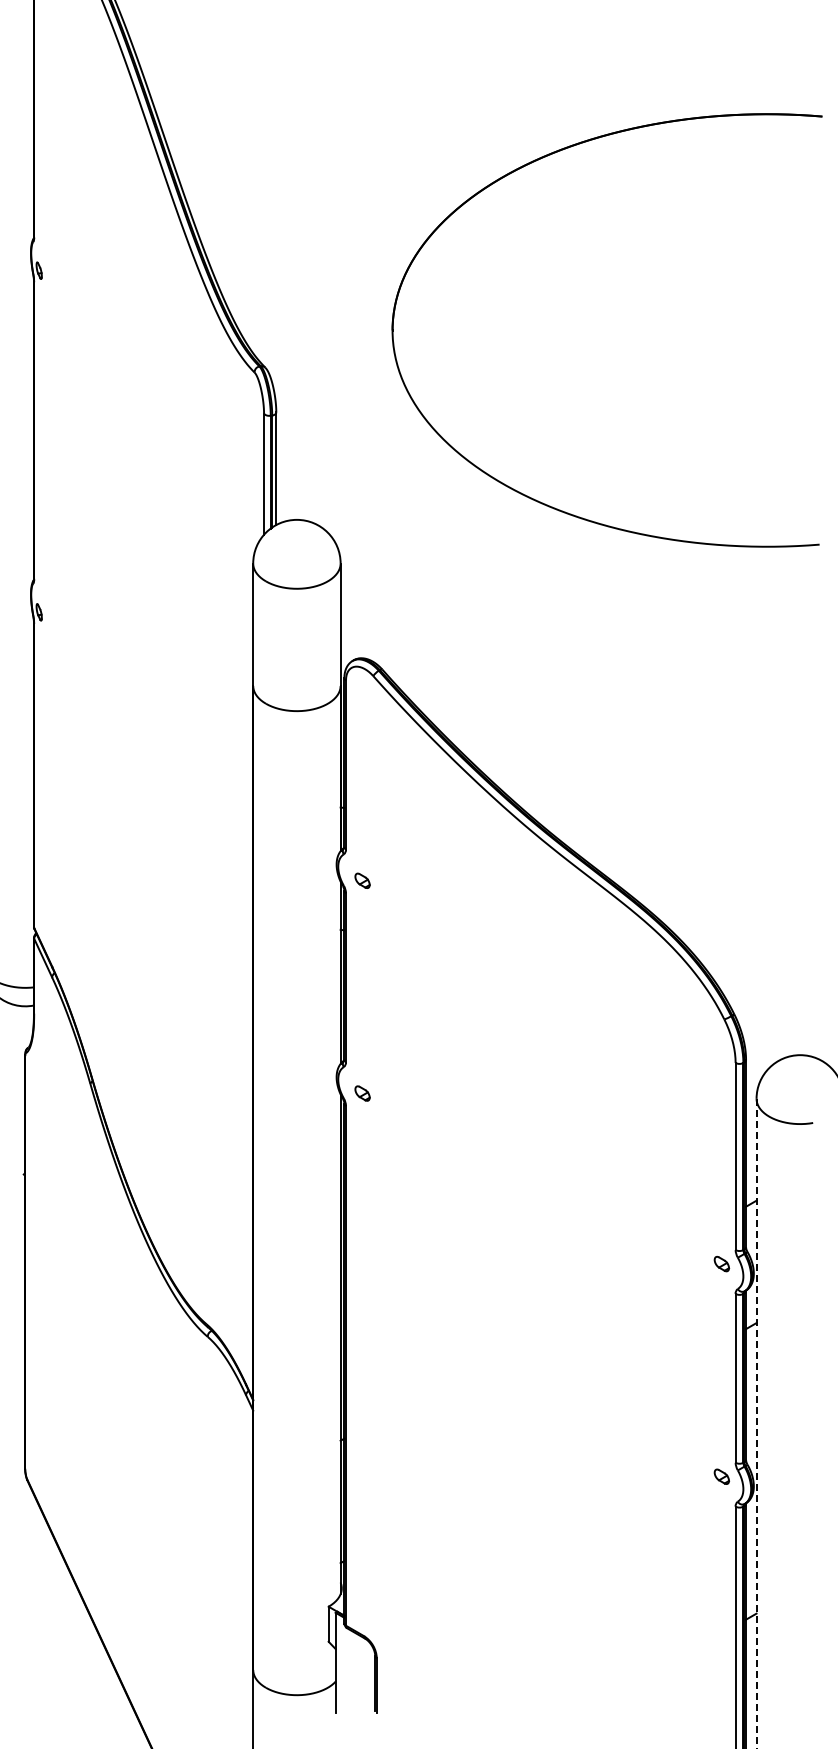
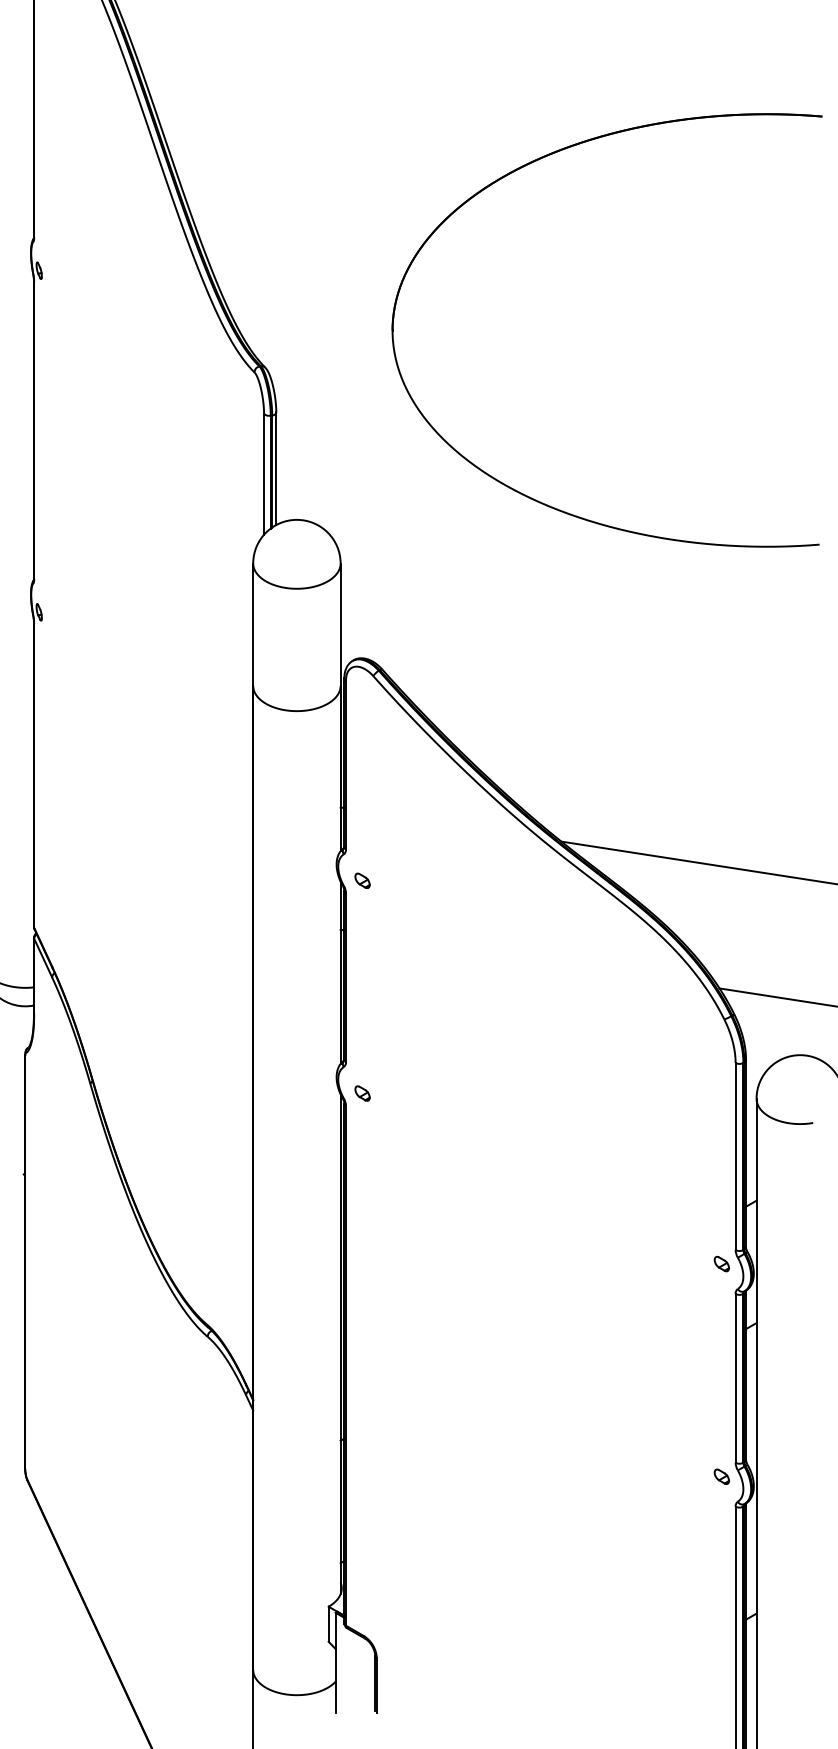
line: none -> present (697, 862)
line: none -> present (776, 997)
line: dashed -> solid (756, 1423)
